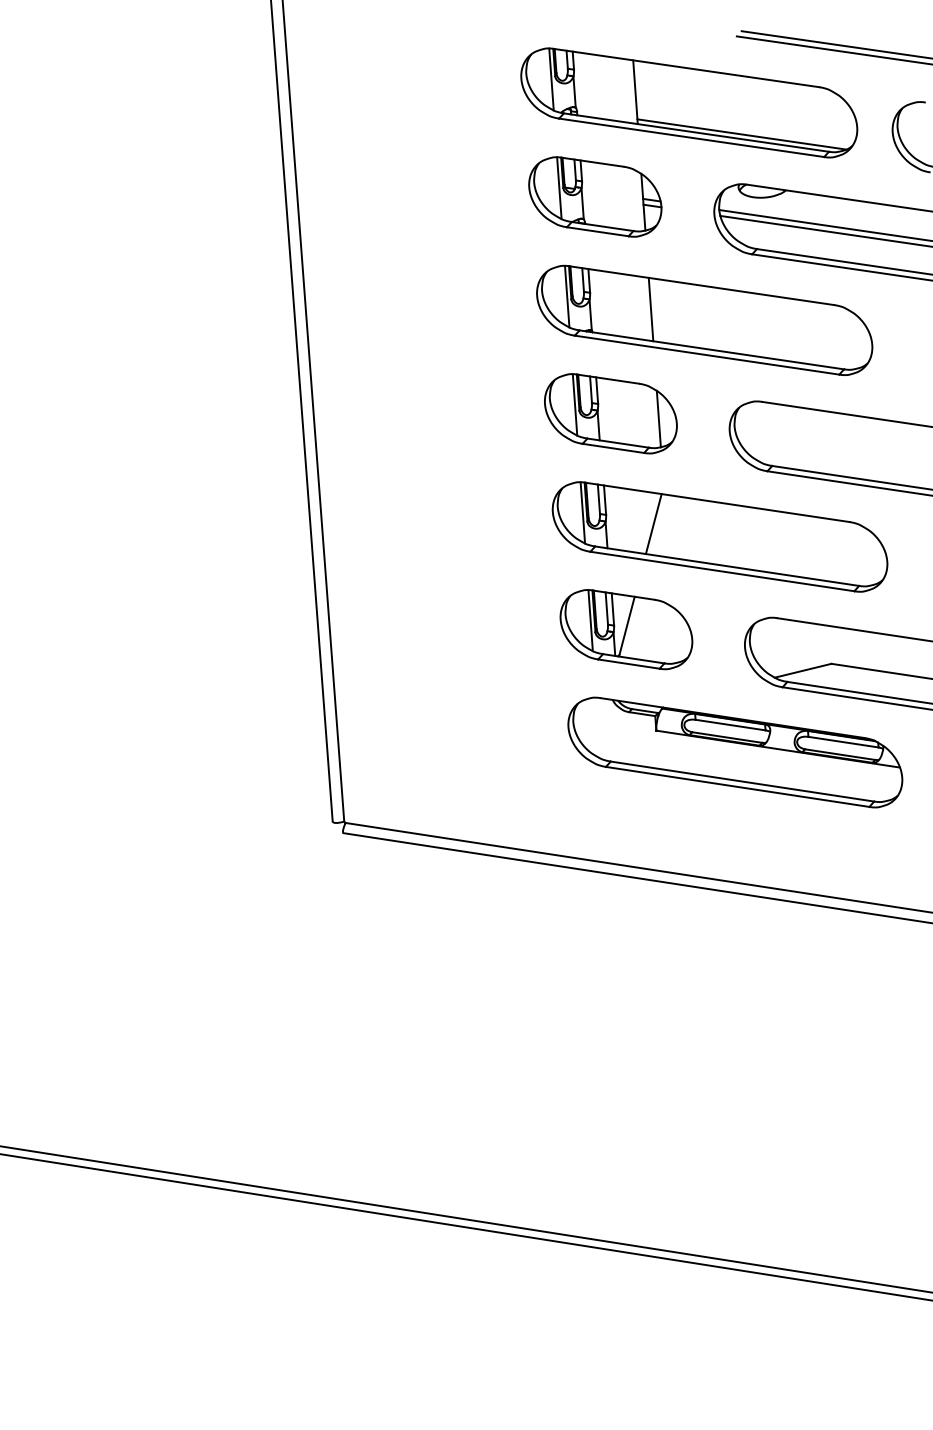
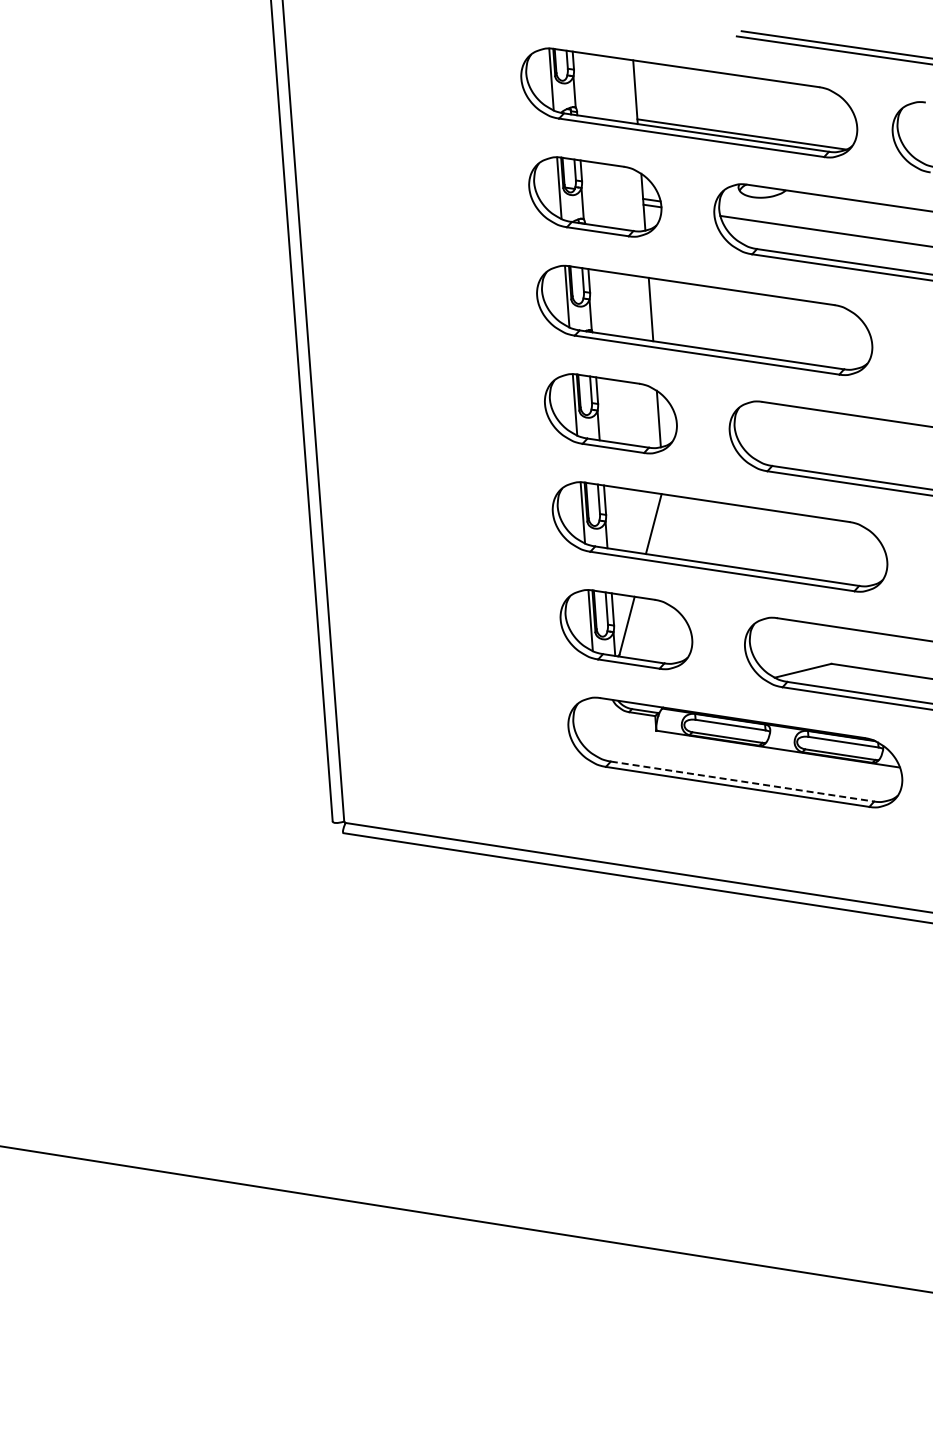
line: present -> none (824, 225)
line: solid -> dashed (743, 781)
line: present -> none (465, 1227)
